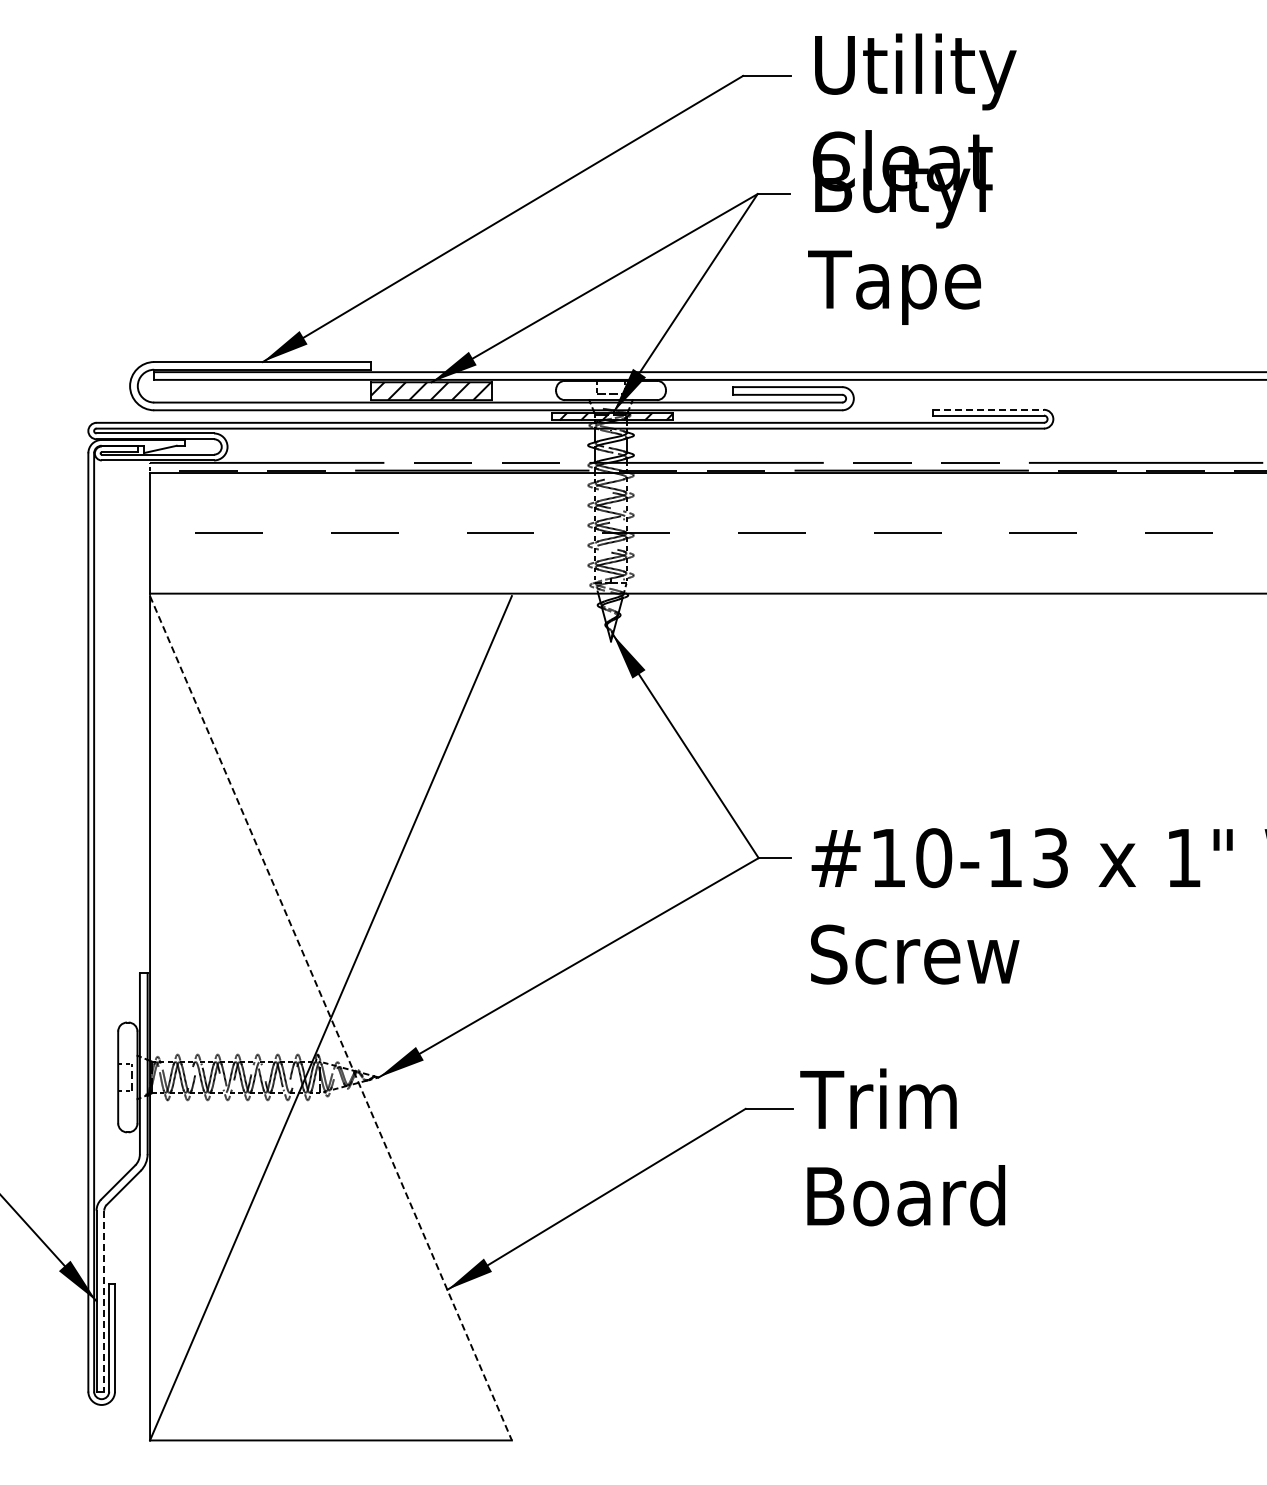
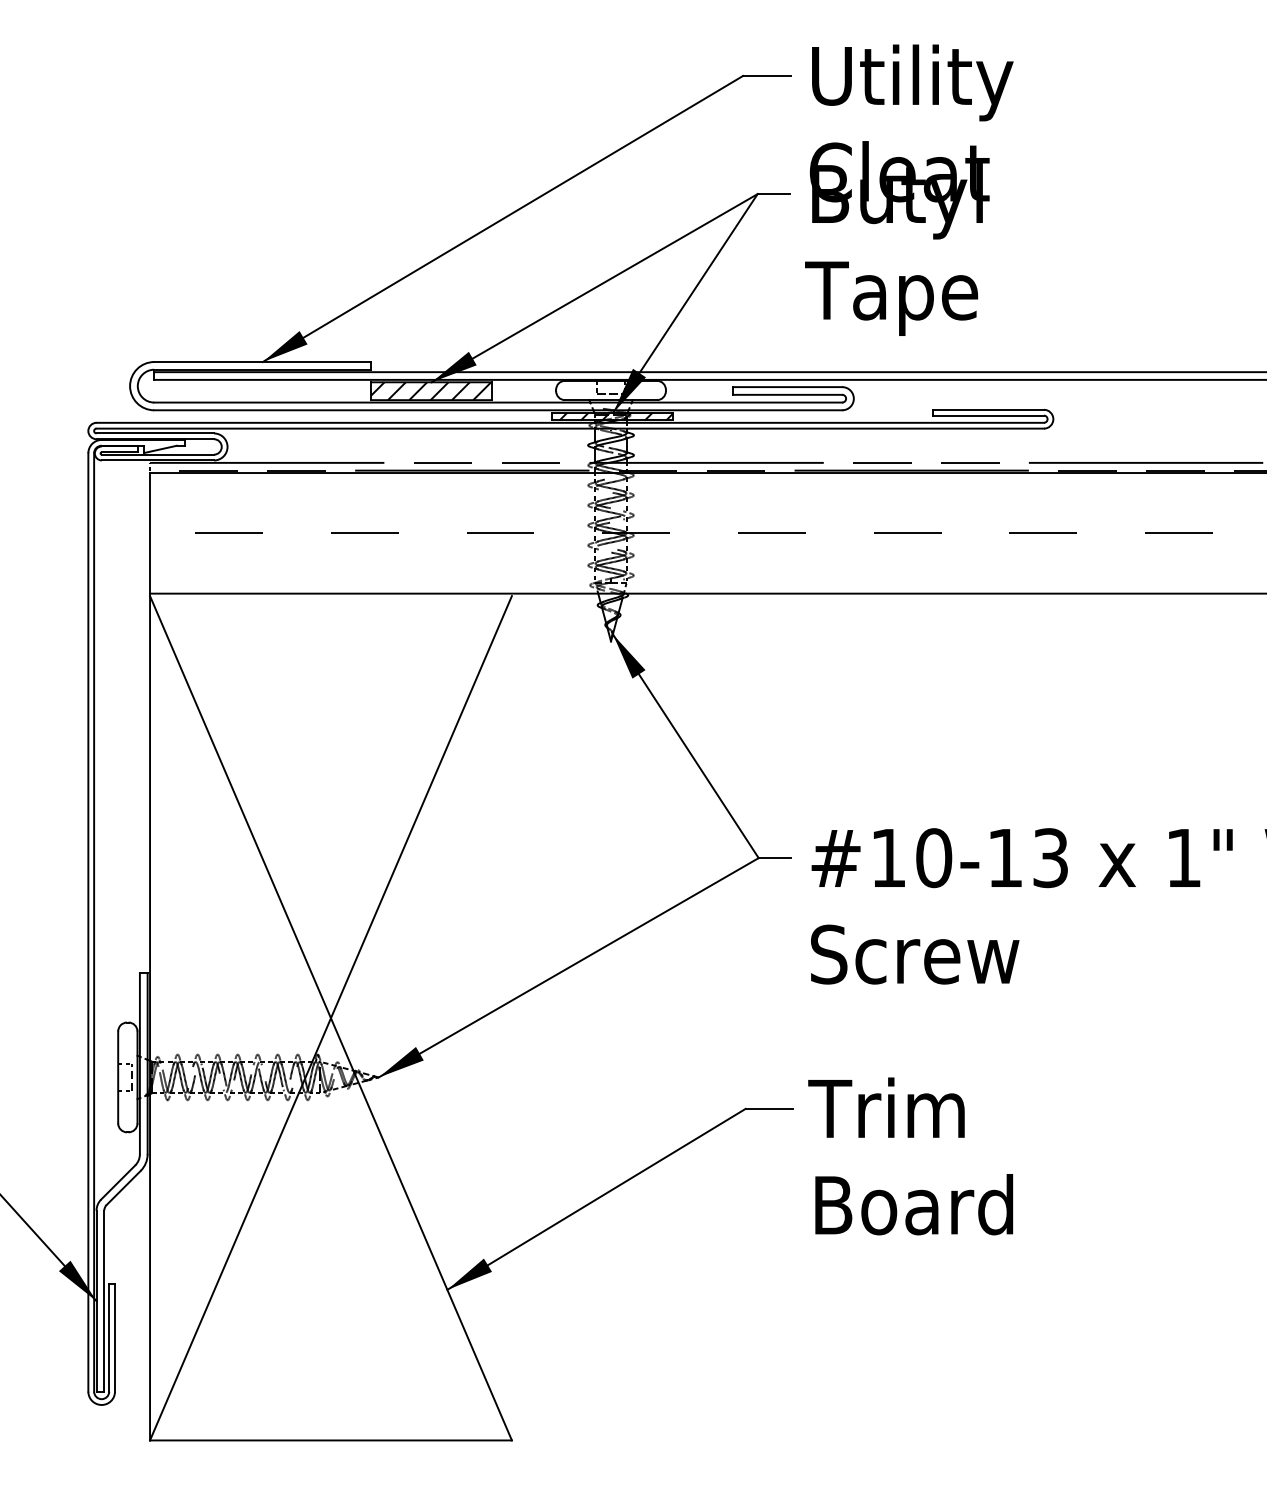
text position: (912, 178) -> (909, 189) (909, 189)
line: dashed -> solid (988, 409)
line: dashed -> solid (331, 1018)
text position: (902, 1147) -> (910, 1156) (910, 1156)
line: dashed -> solid (104, 1301)
